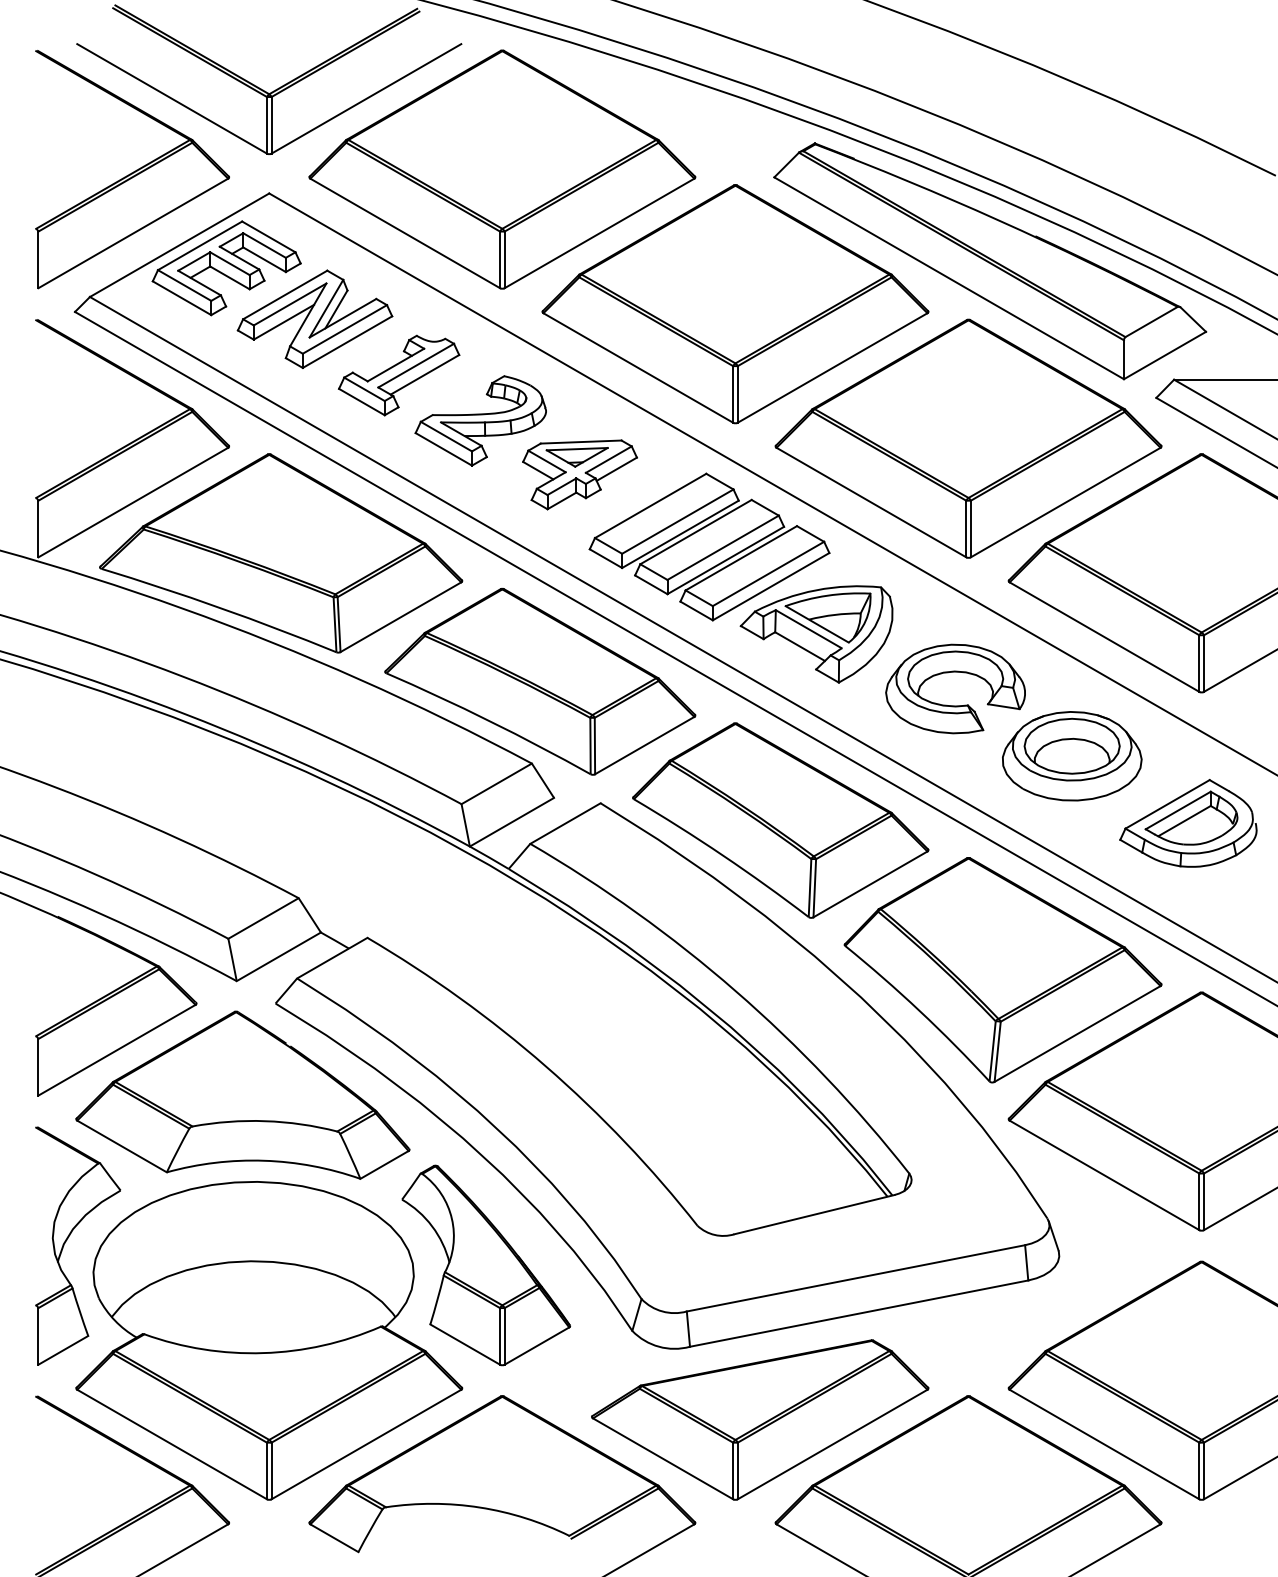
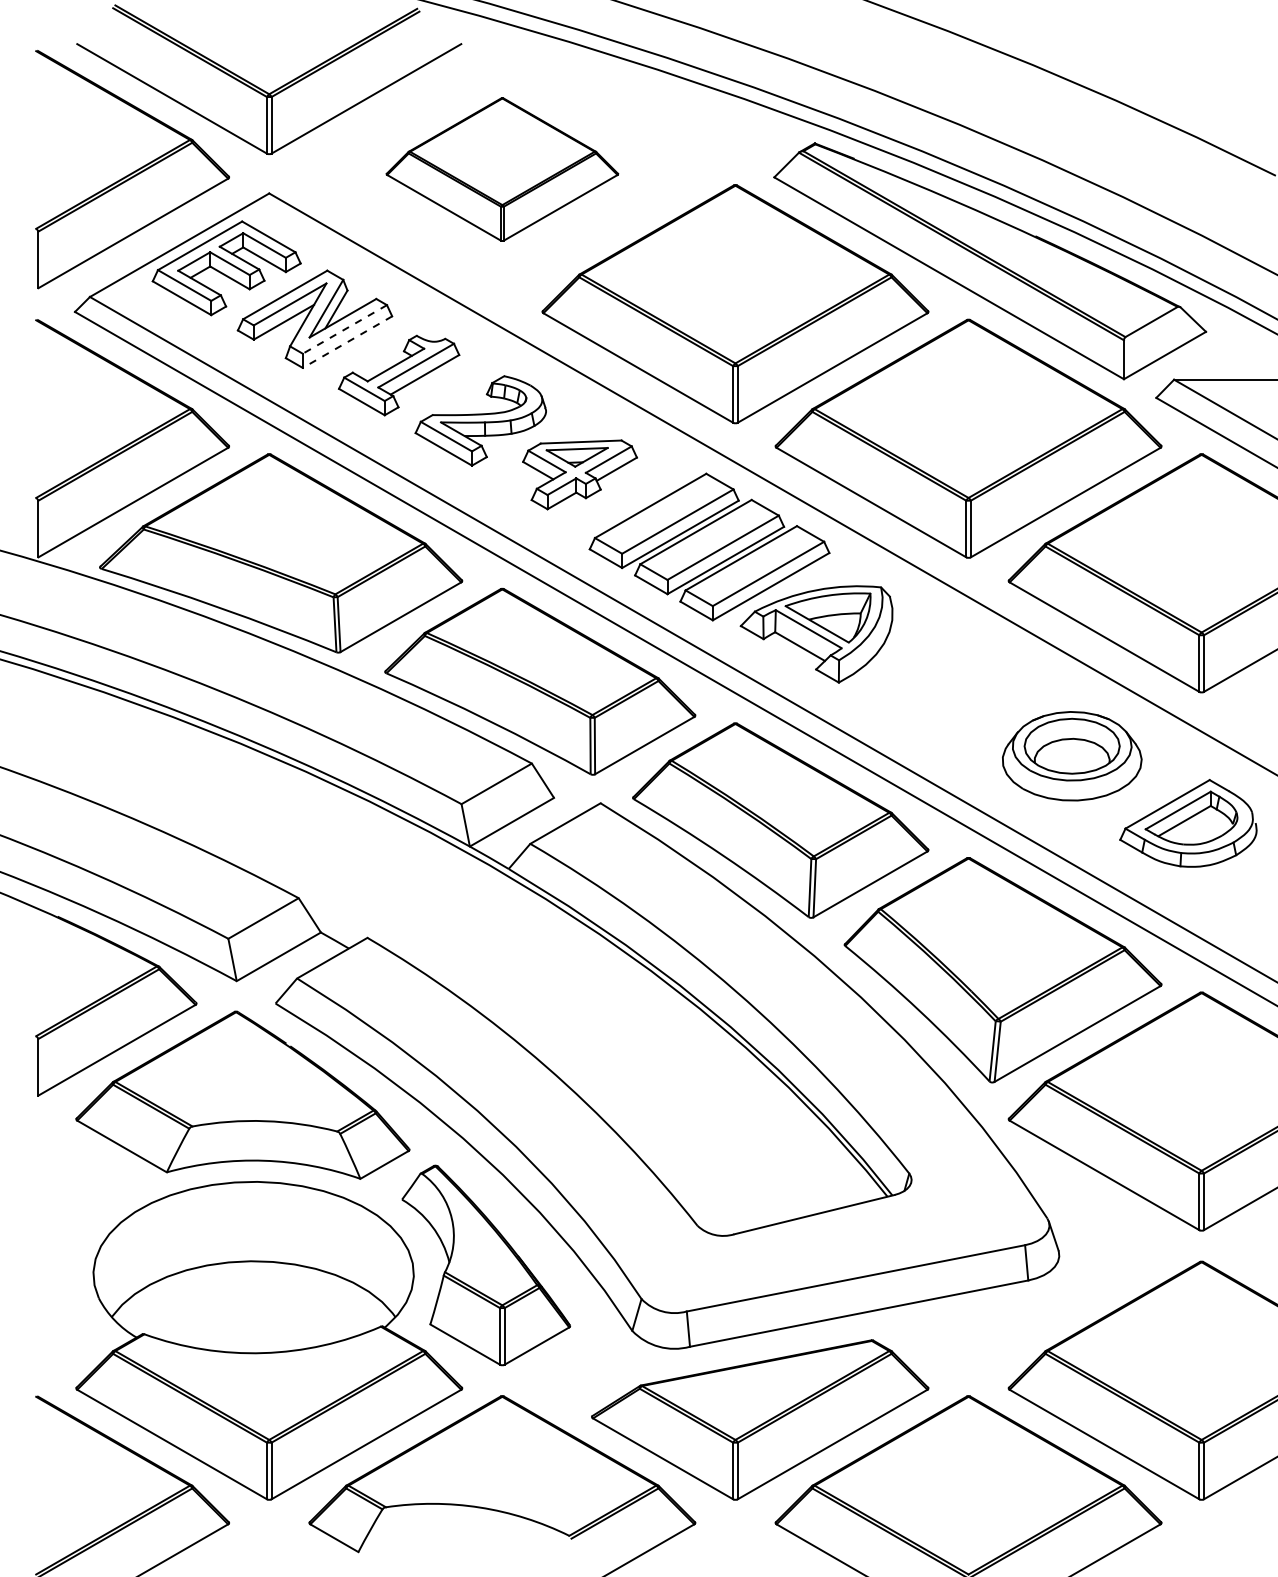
part size: 389x241 px -> 235x145 px (502, 169)
line: solid -> dashed (344, 329)
line: solid -> dashed (347, 342)
part: present -> none (955, 672)
part: present -> none (67, 1240)
